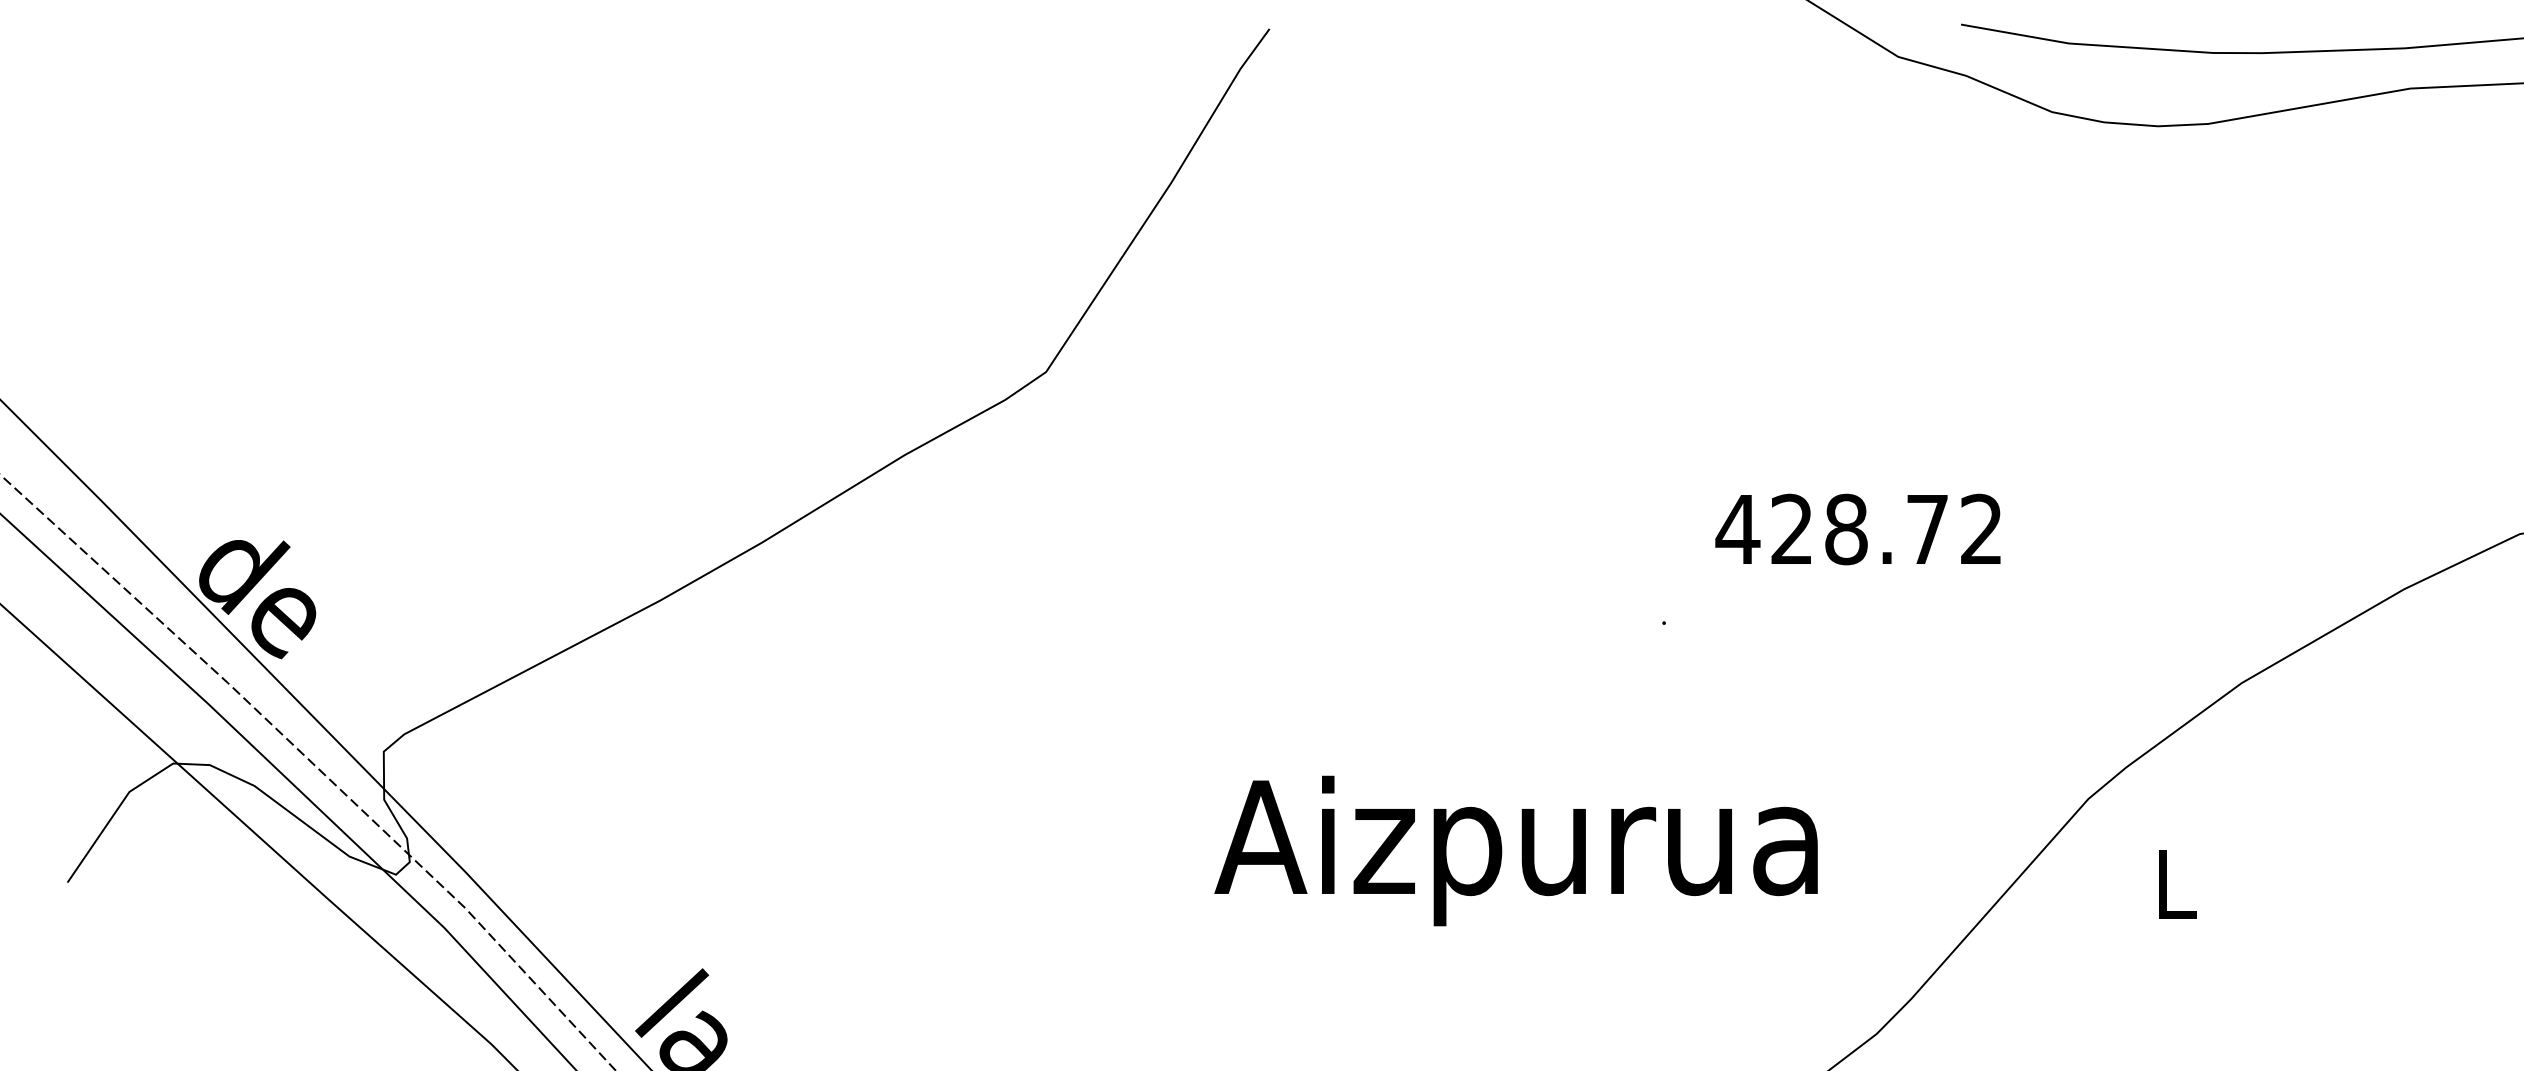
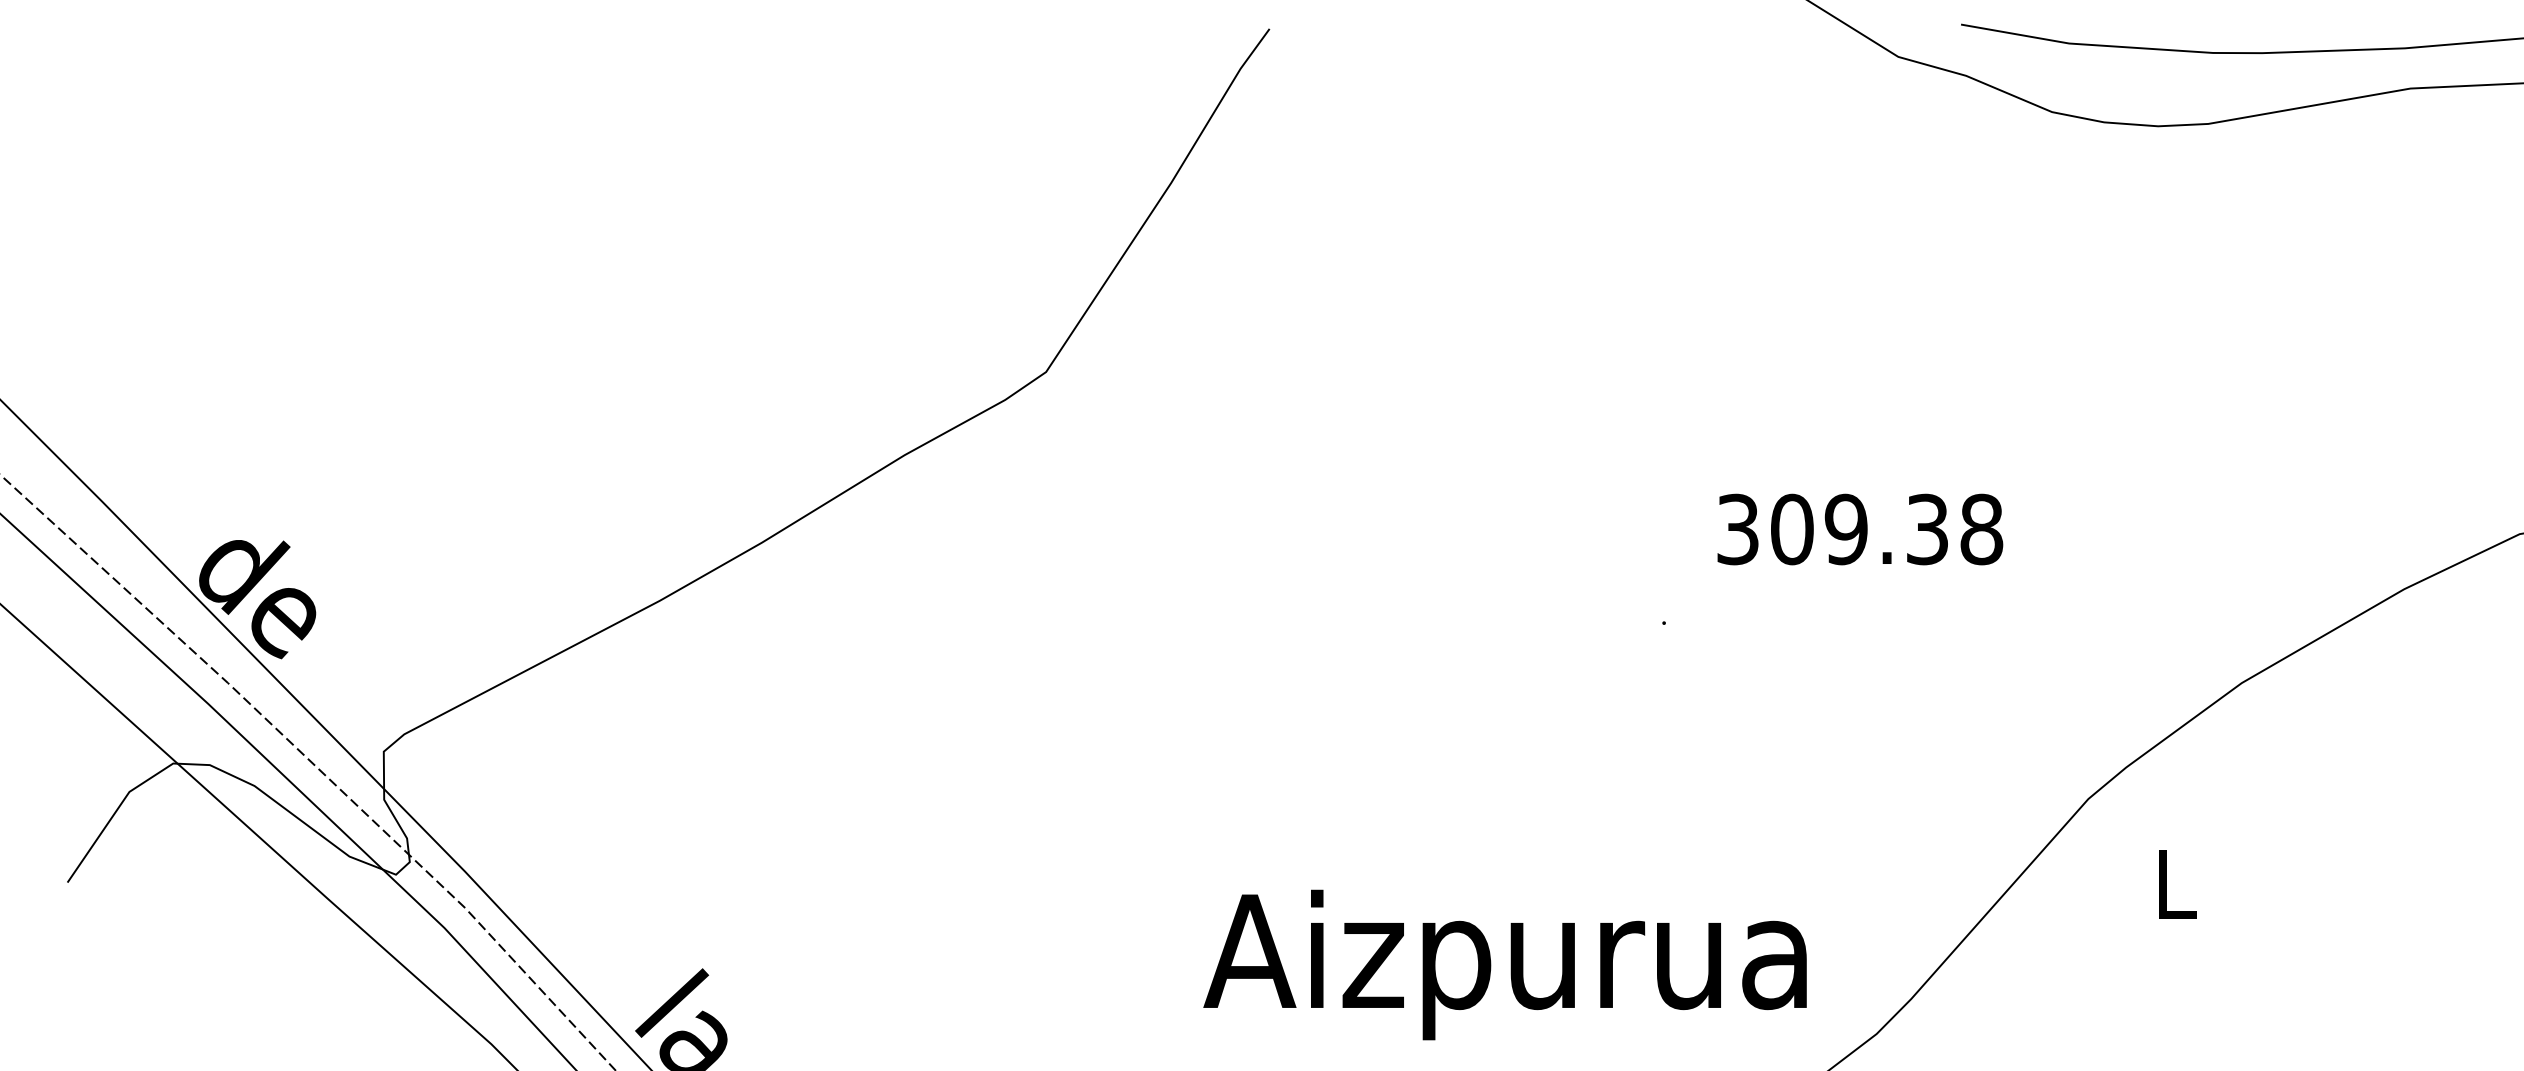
text: 428.72 -> 309.38 (1859, 529)
text position: (1515, 850) -> (1504, 964) (1504, 964)
